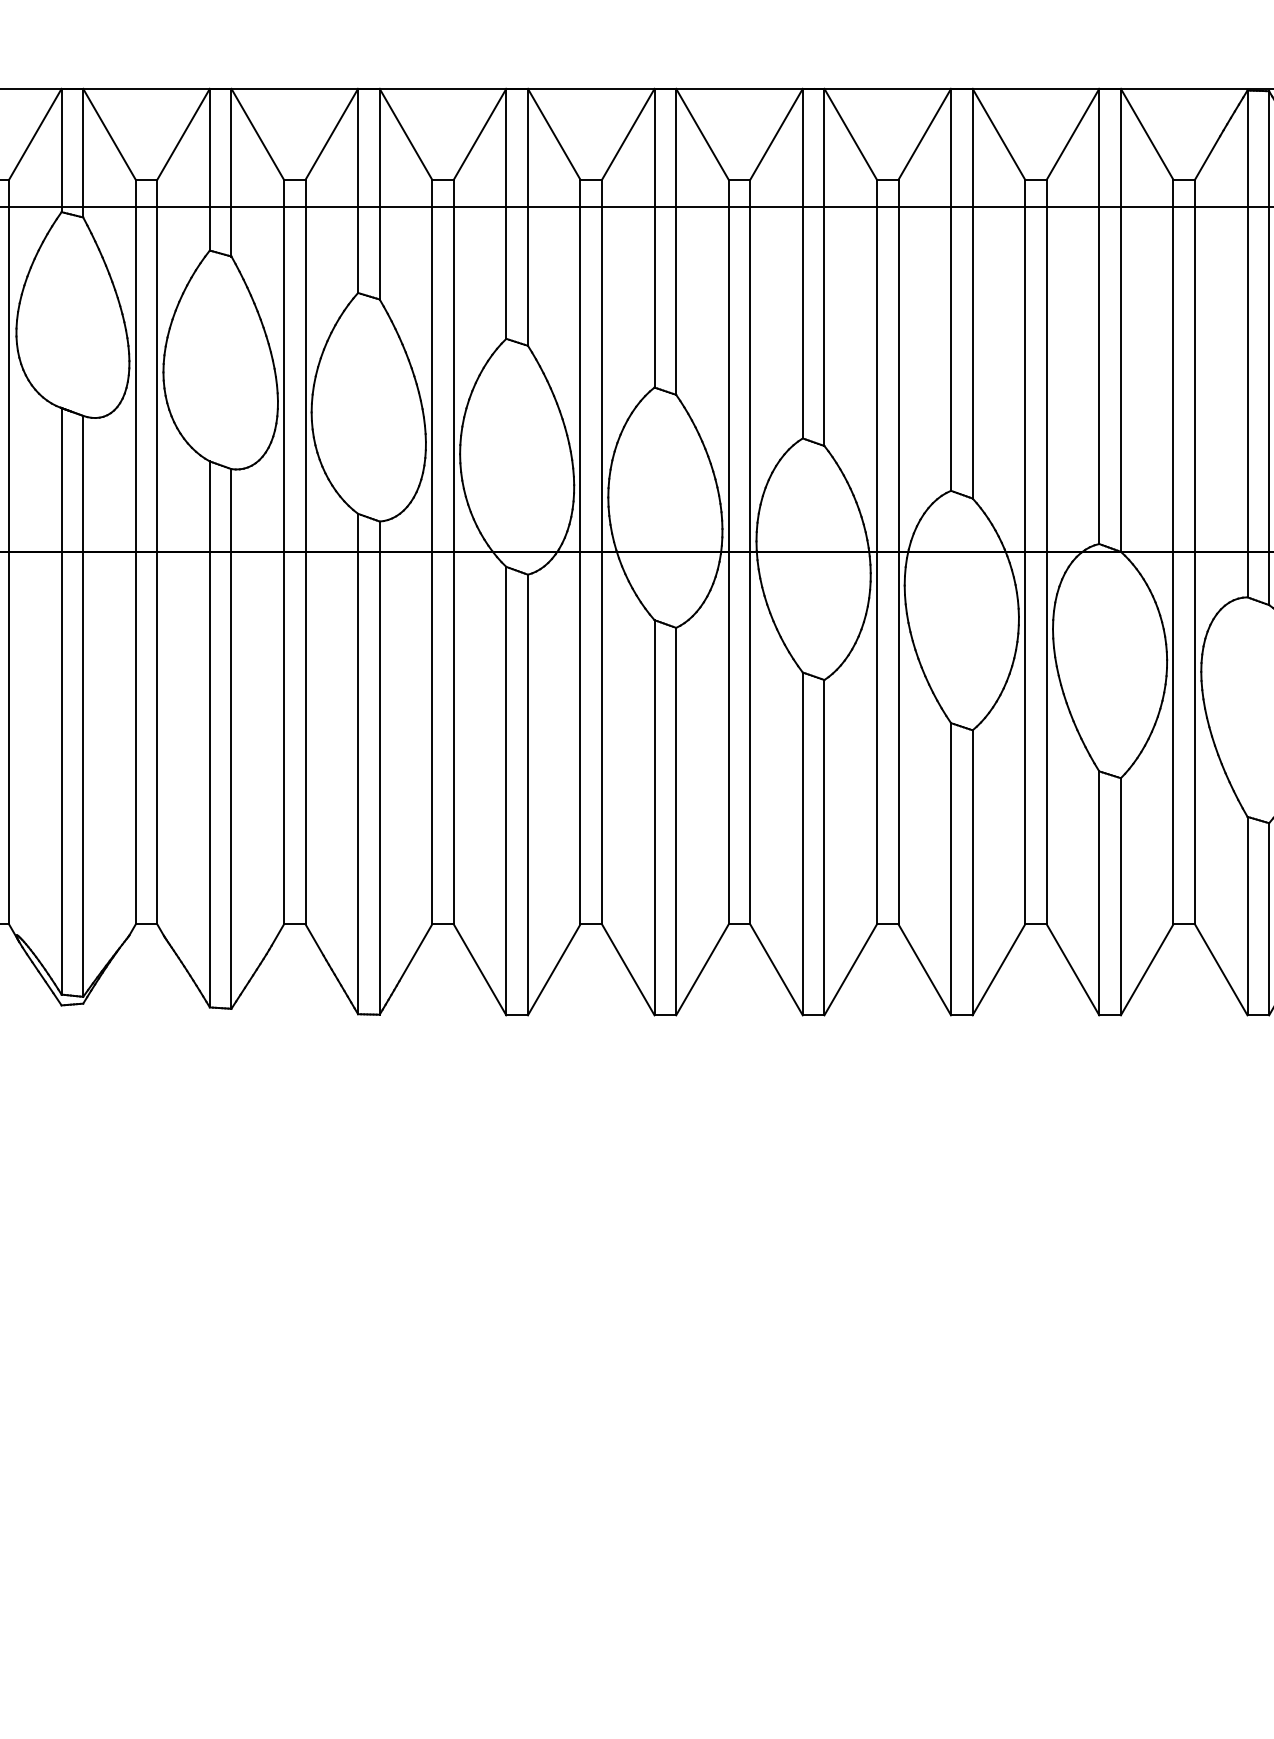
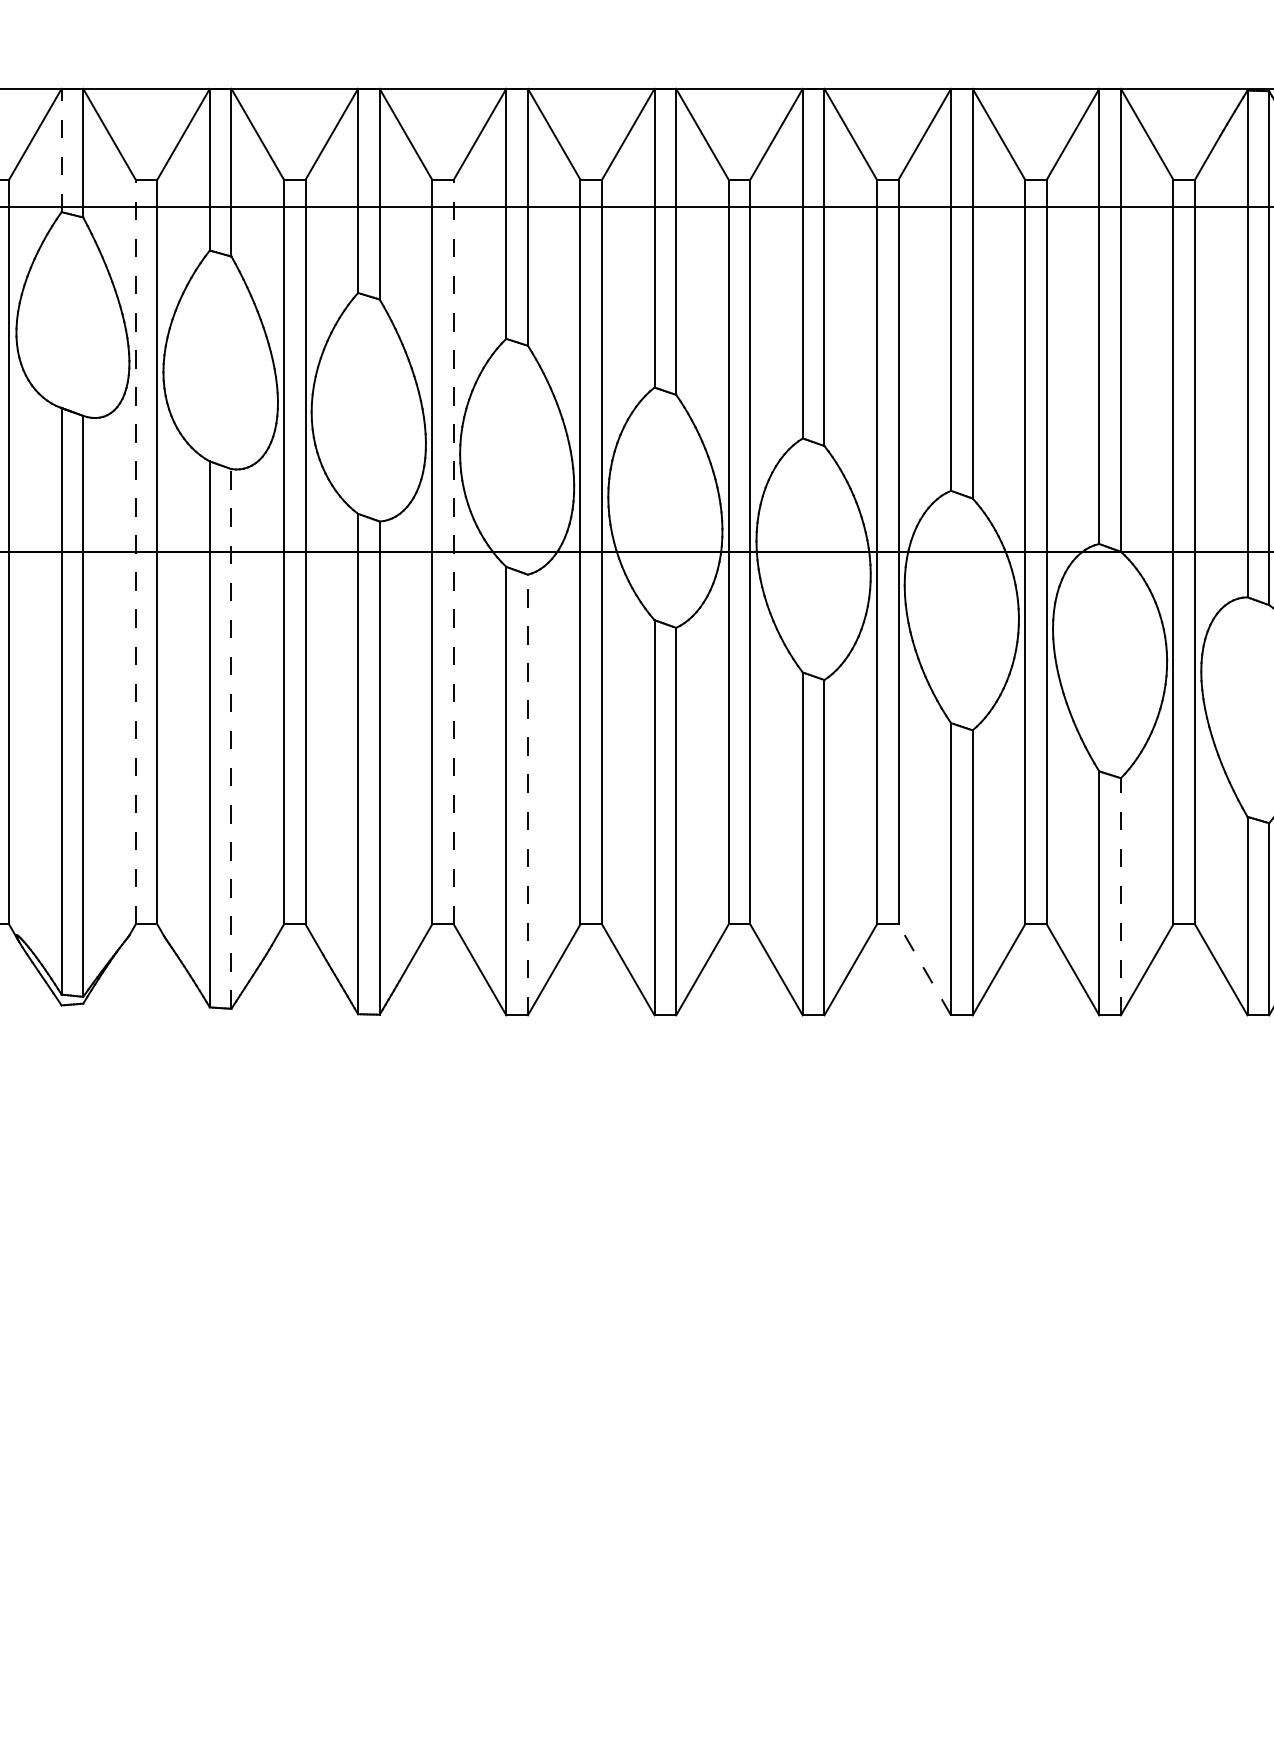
line: solid -> dashed (61, 150)
line: solid -> dashed (135, 551)
line: solid -> dashed (453, 551)
line: solid -> dashed (231, 738)
line: solid -> dashed (527, 794)
line: solid -> dashed (1120, 896)
line: solid -> dashed (924, 969)
